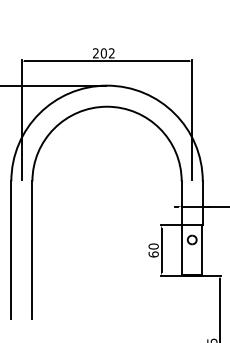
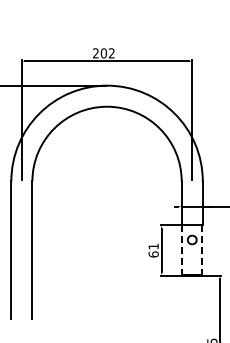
text: 60 -> 61 (153, 246)
line: solid -> dashed (182, 250)
line: solid -> dashed (202, 250)
